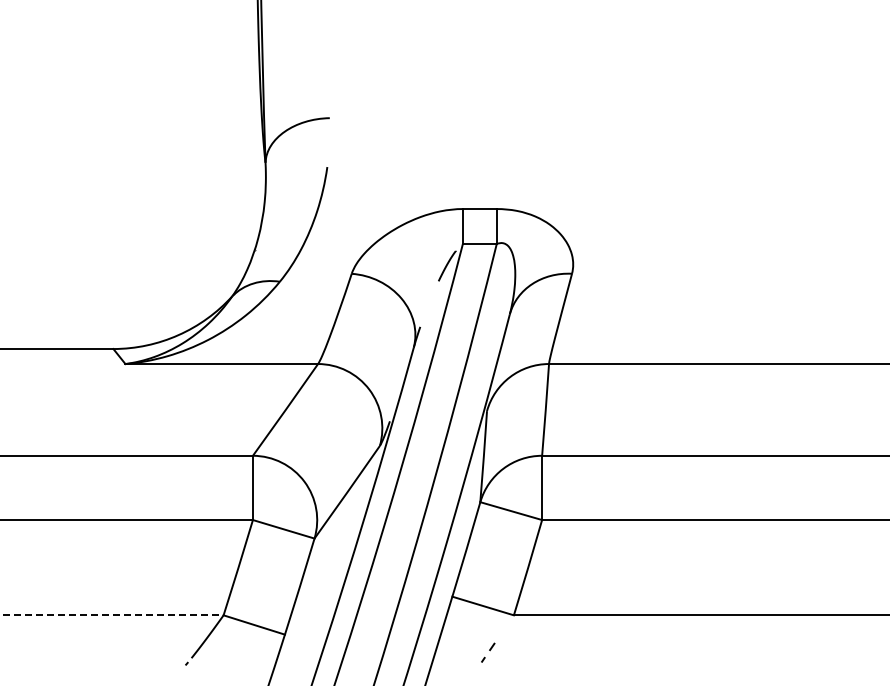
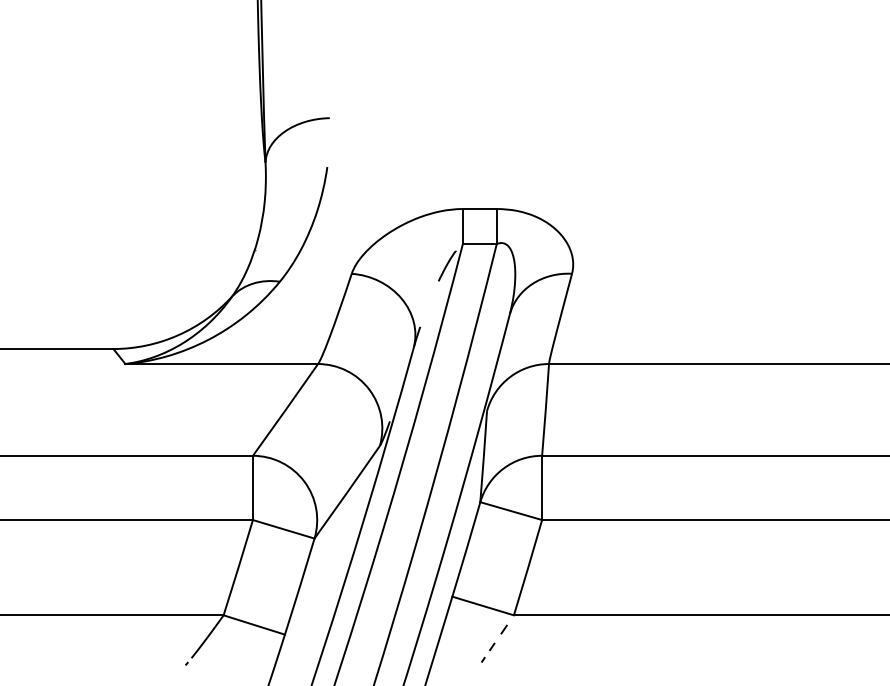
line: dashed -> solid (112, 615)
curve: none -> present (503, 629)
